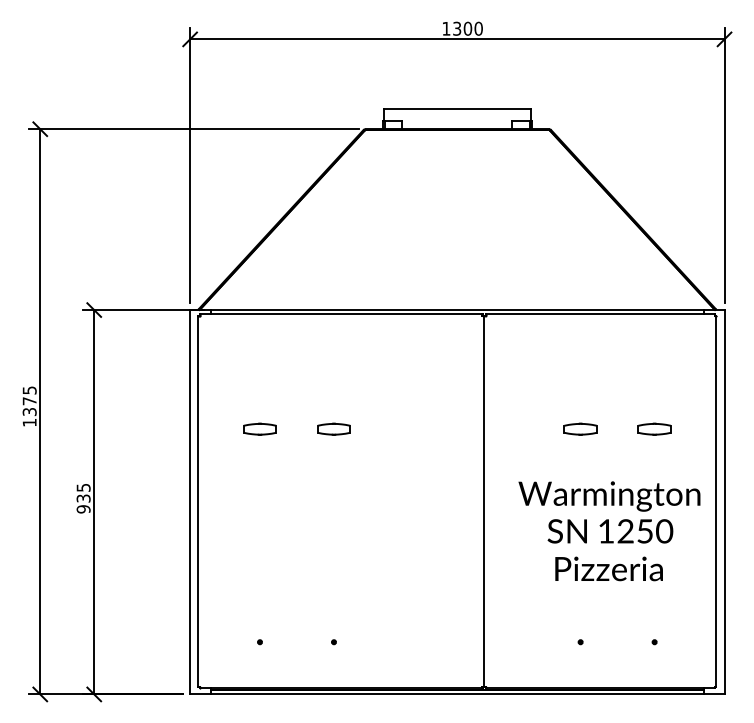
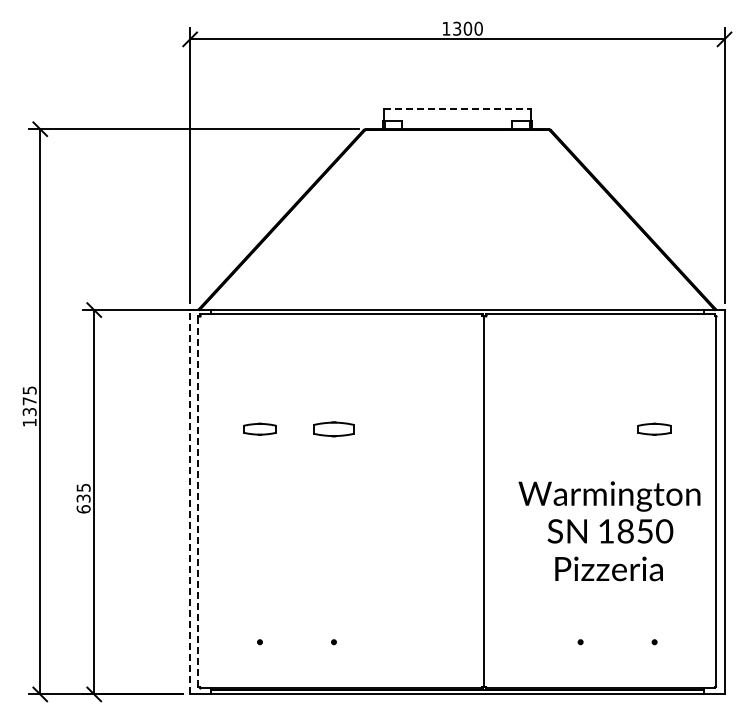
line: solid -> dashed (457, 108)
part size: 34x14 px -> 42x17 px (333, 429)
part: present -> none (580, 428)
line: solid -> dashed (198, 500)
line: solid -> dashed (190, 501)
text: 935 -> 635 (83, 509)
text: 1250 -> 1850 (625, 531)
